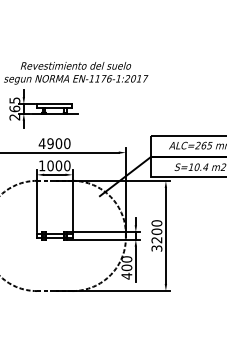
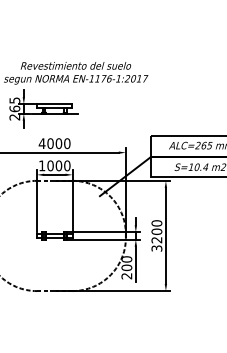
text: 4900 -> 4000 (50, 143)
text: 400 -> 200 (126, 275)
